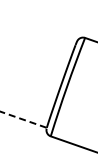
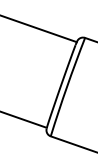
line: none -> present (39, 29)
line: dashed -> solid (24, 119)
